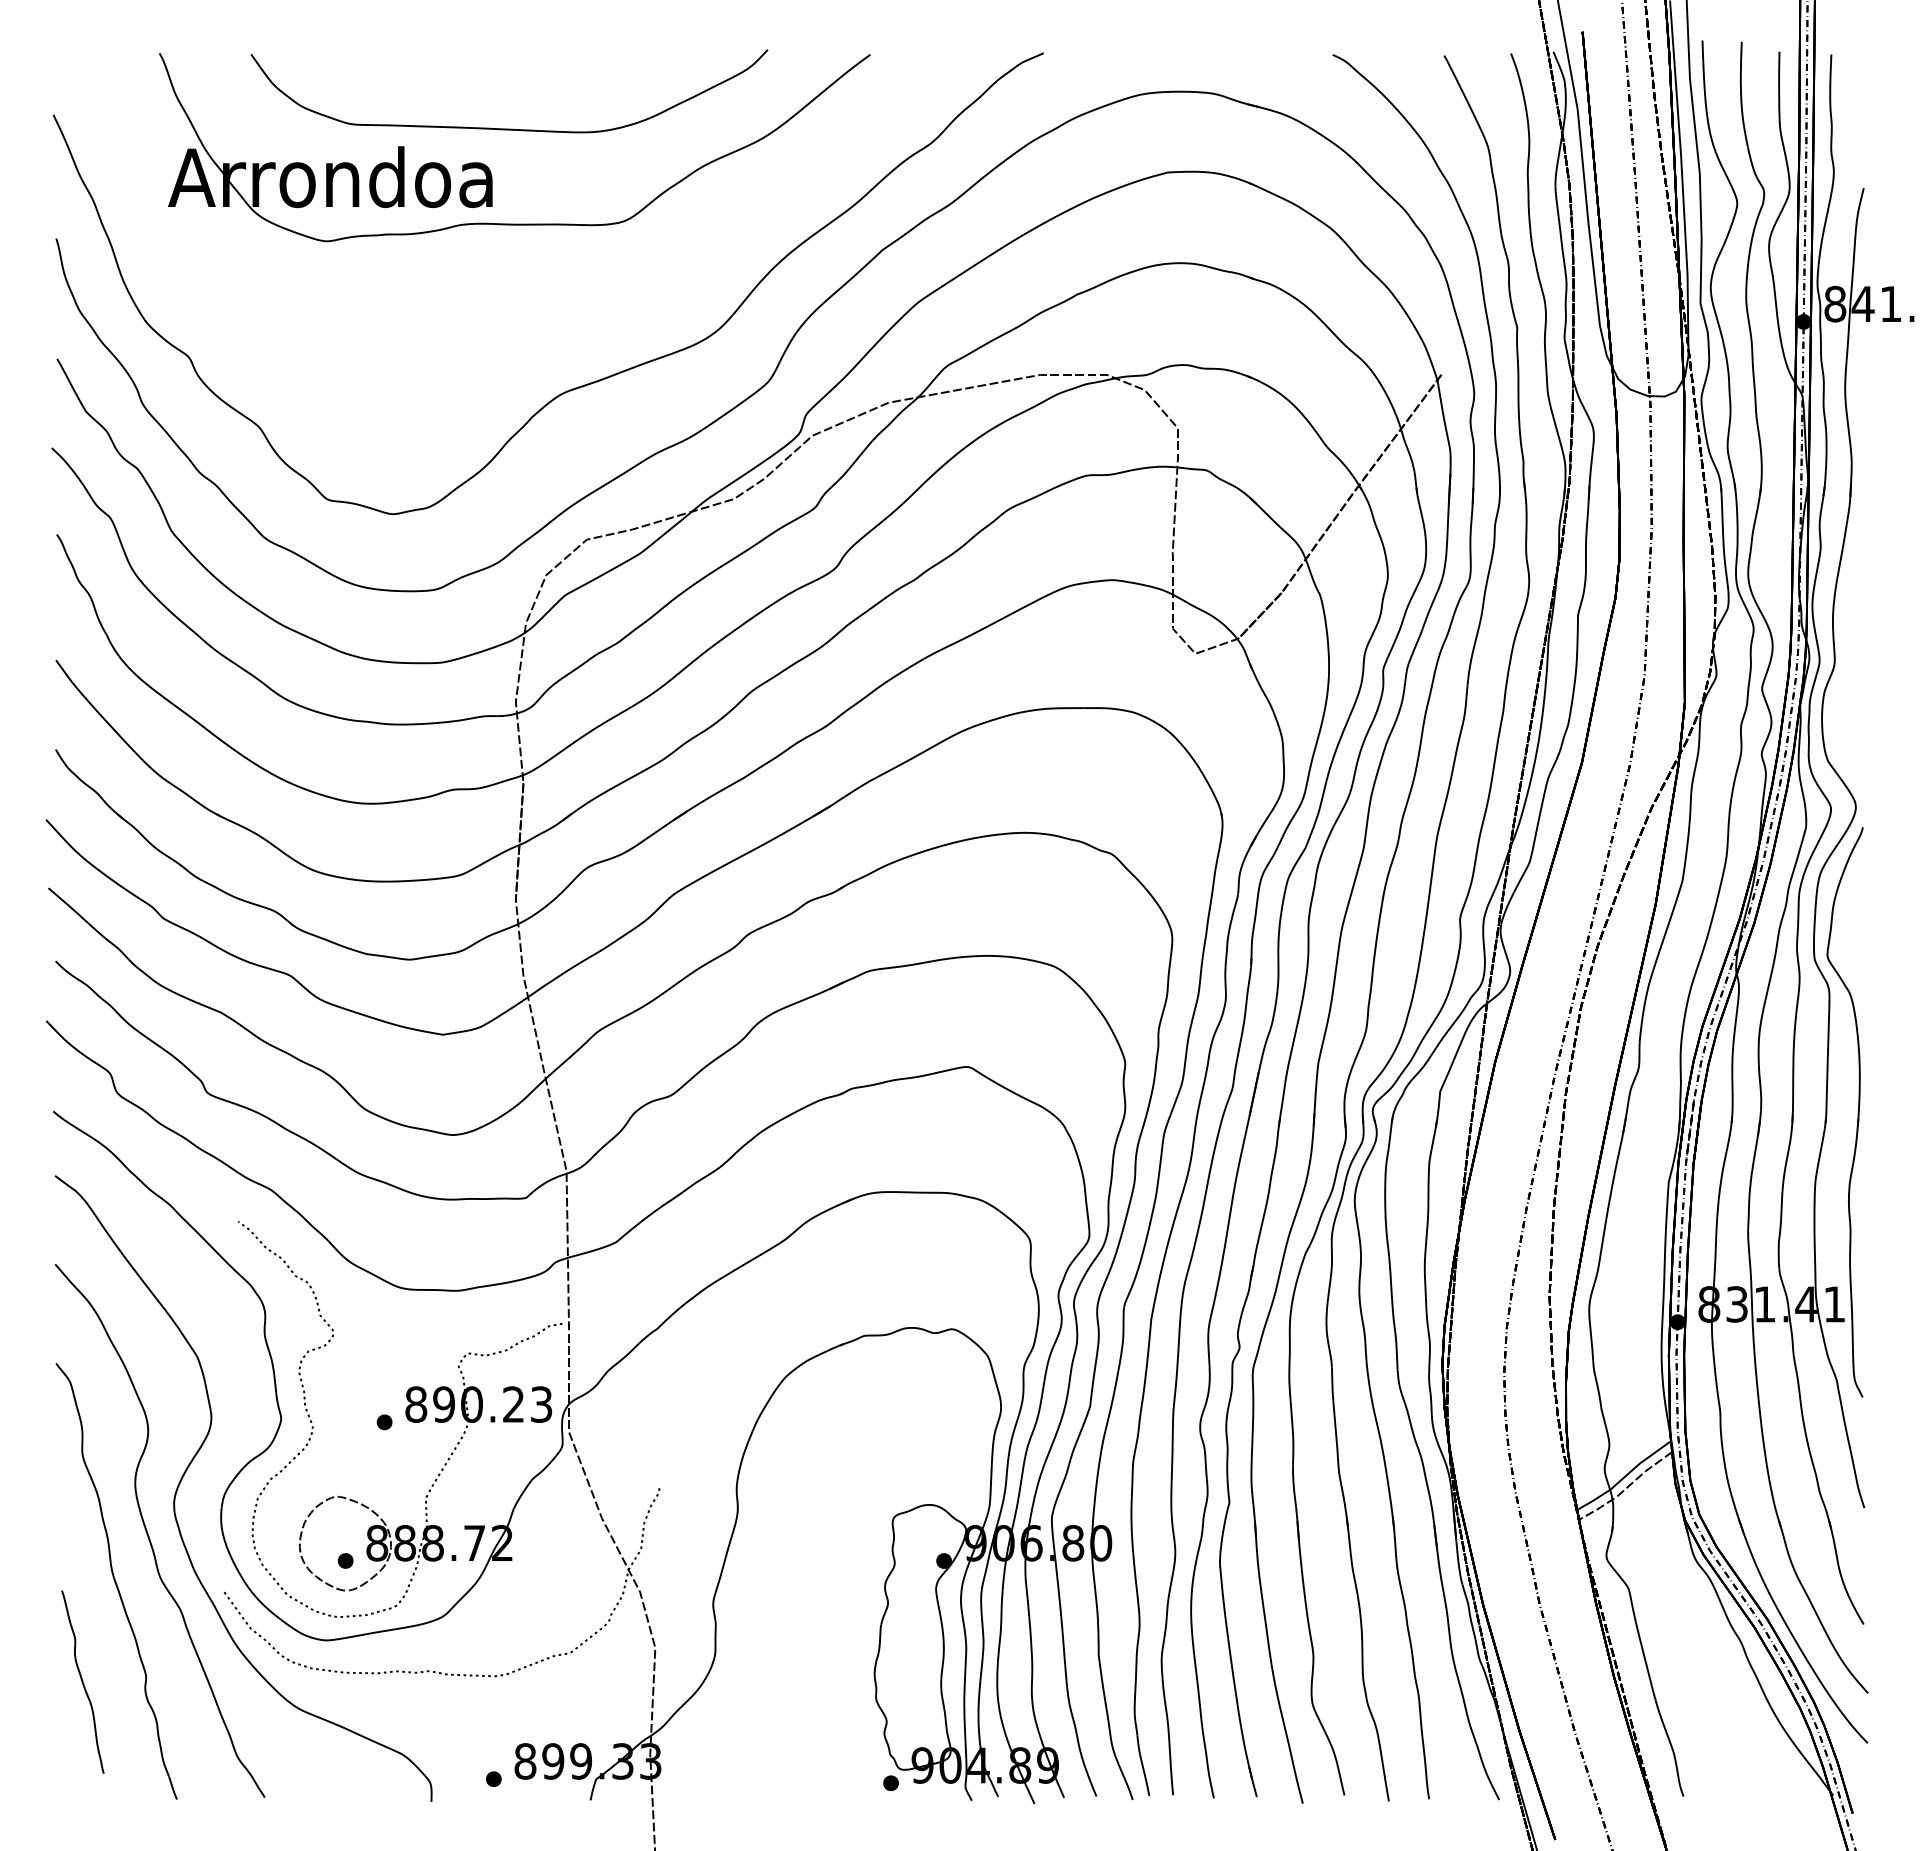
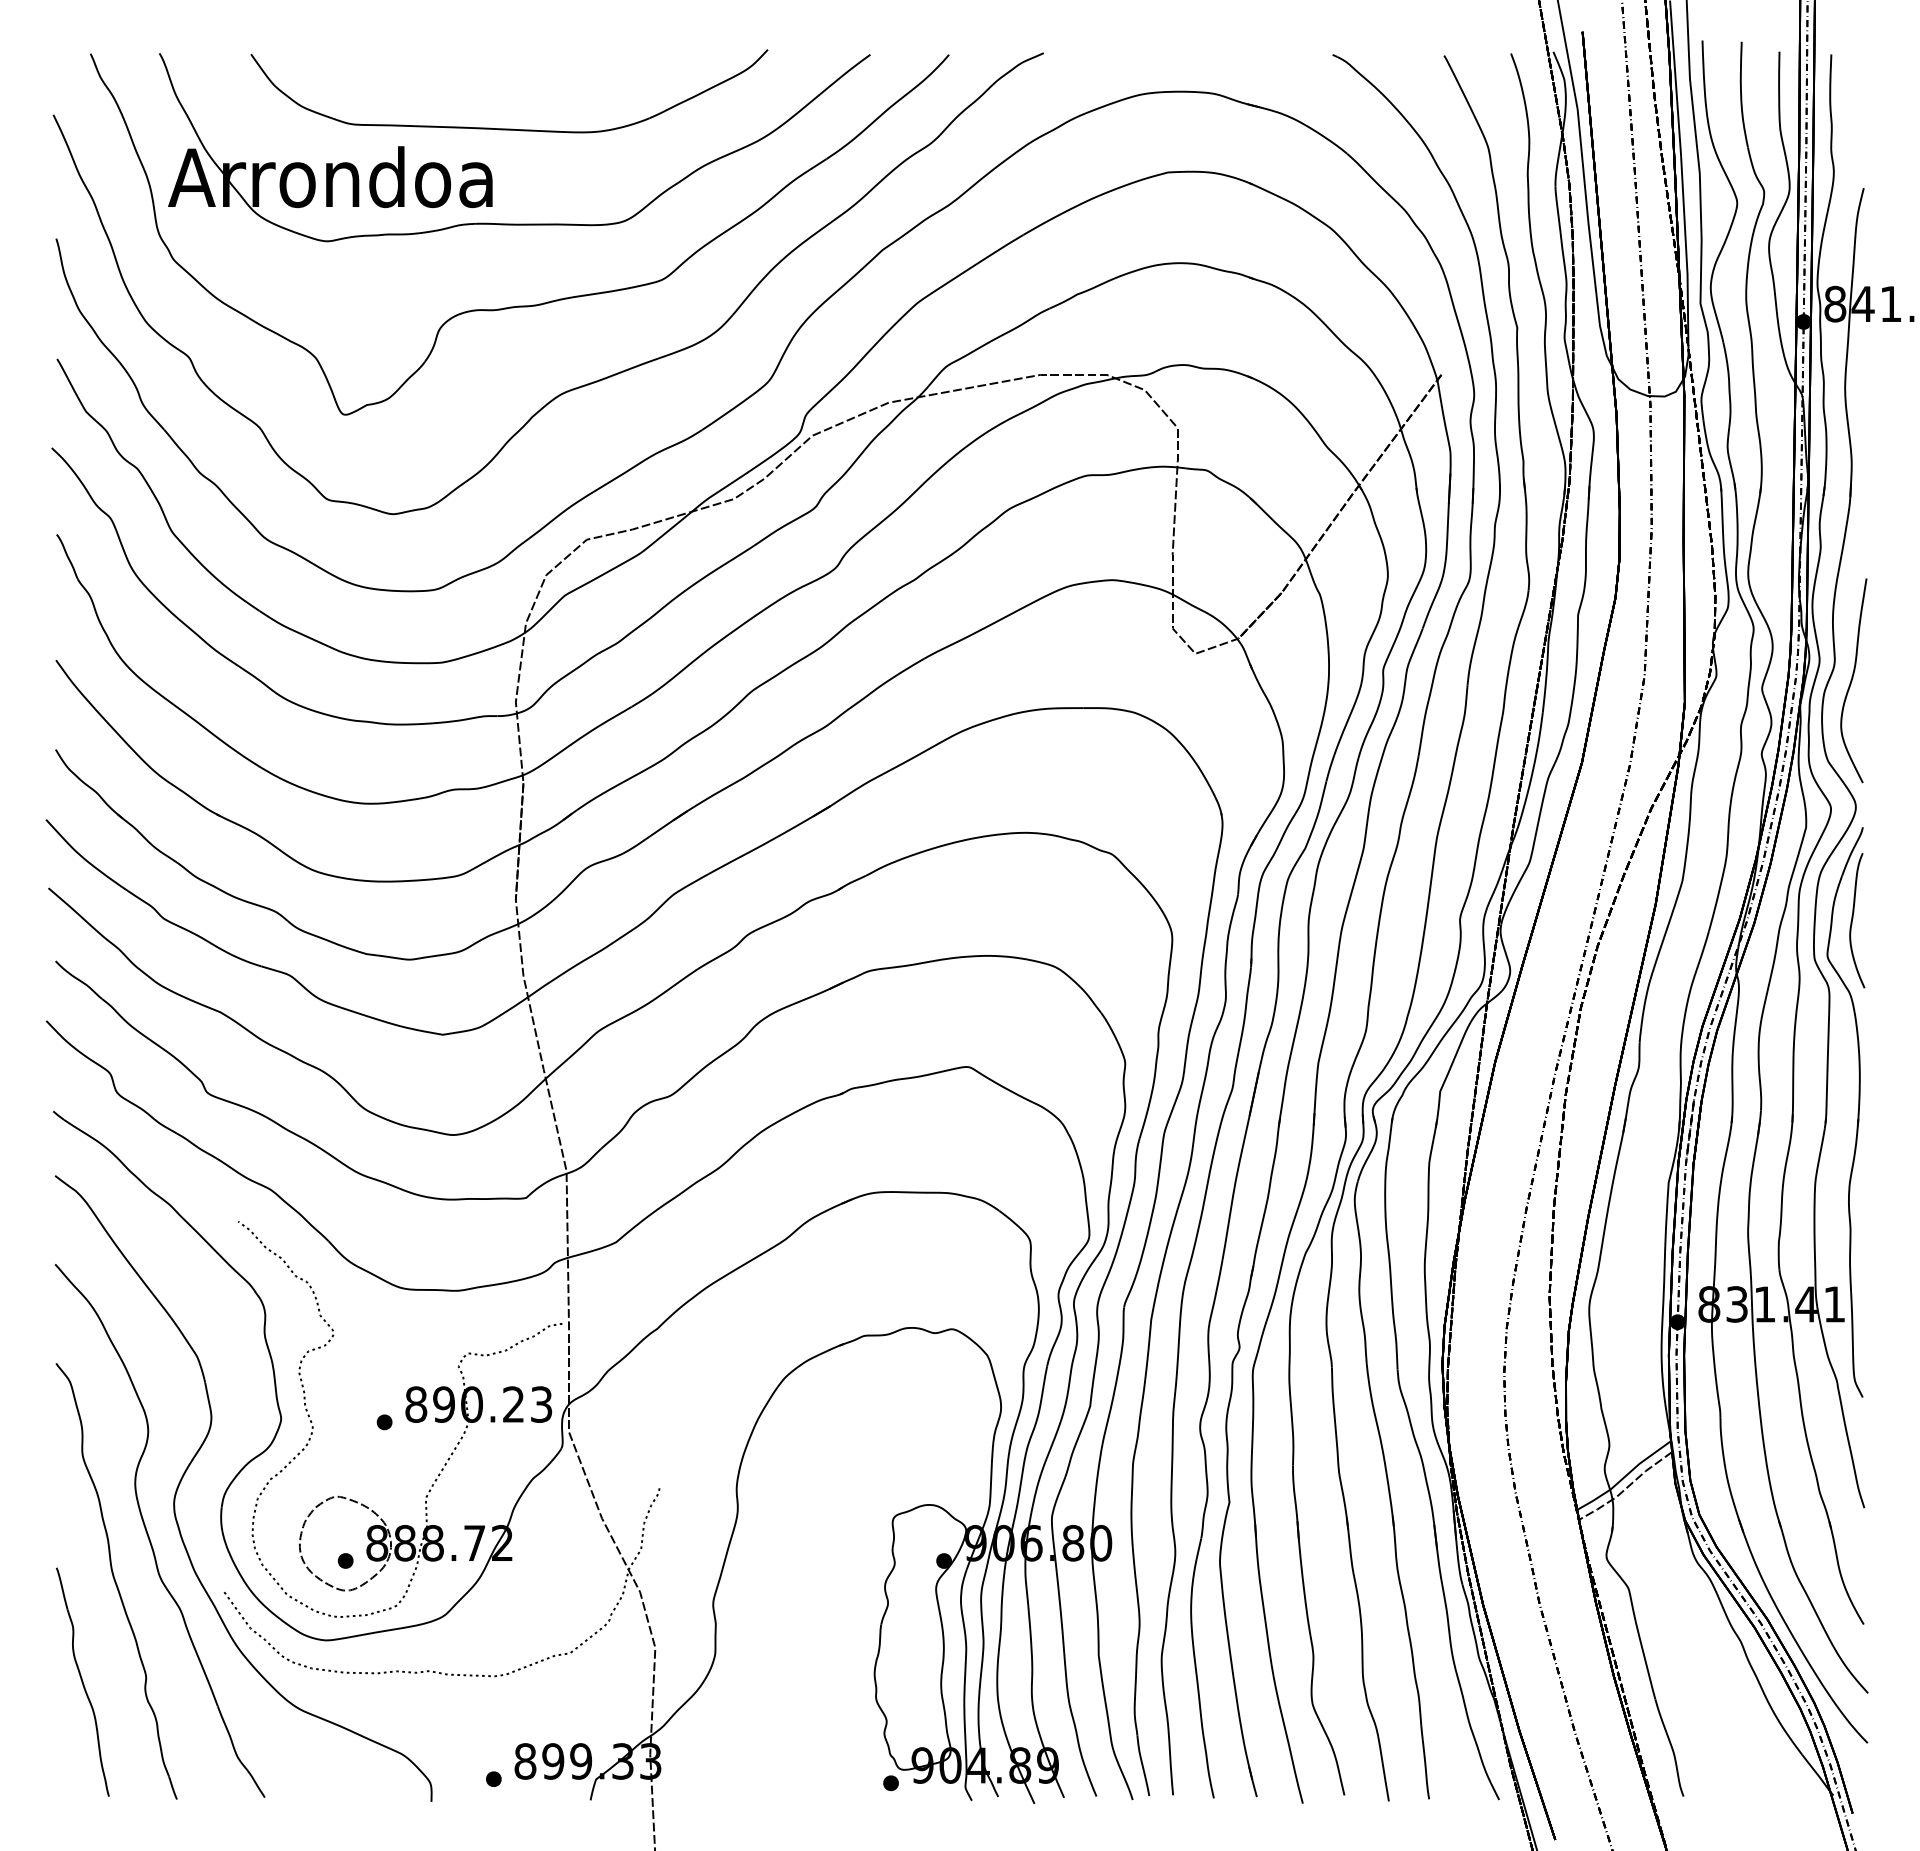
part: none -> present (519, 305)
curve: none -> present (1852, 680)
curve: none -> present (1853, 918)
part size: 44x184 px -> 54x230 px (82, 1681)
